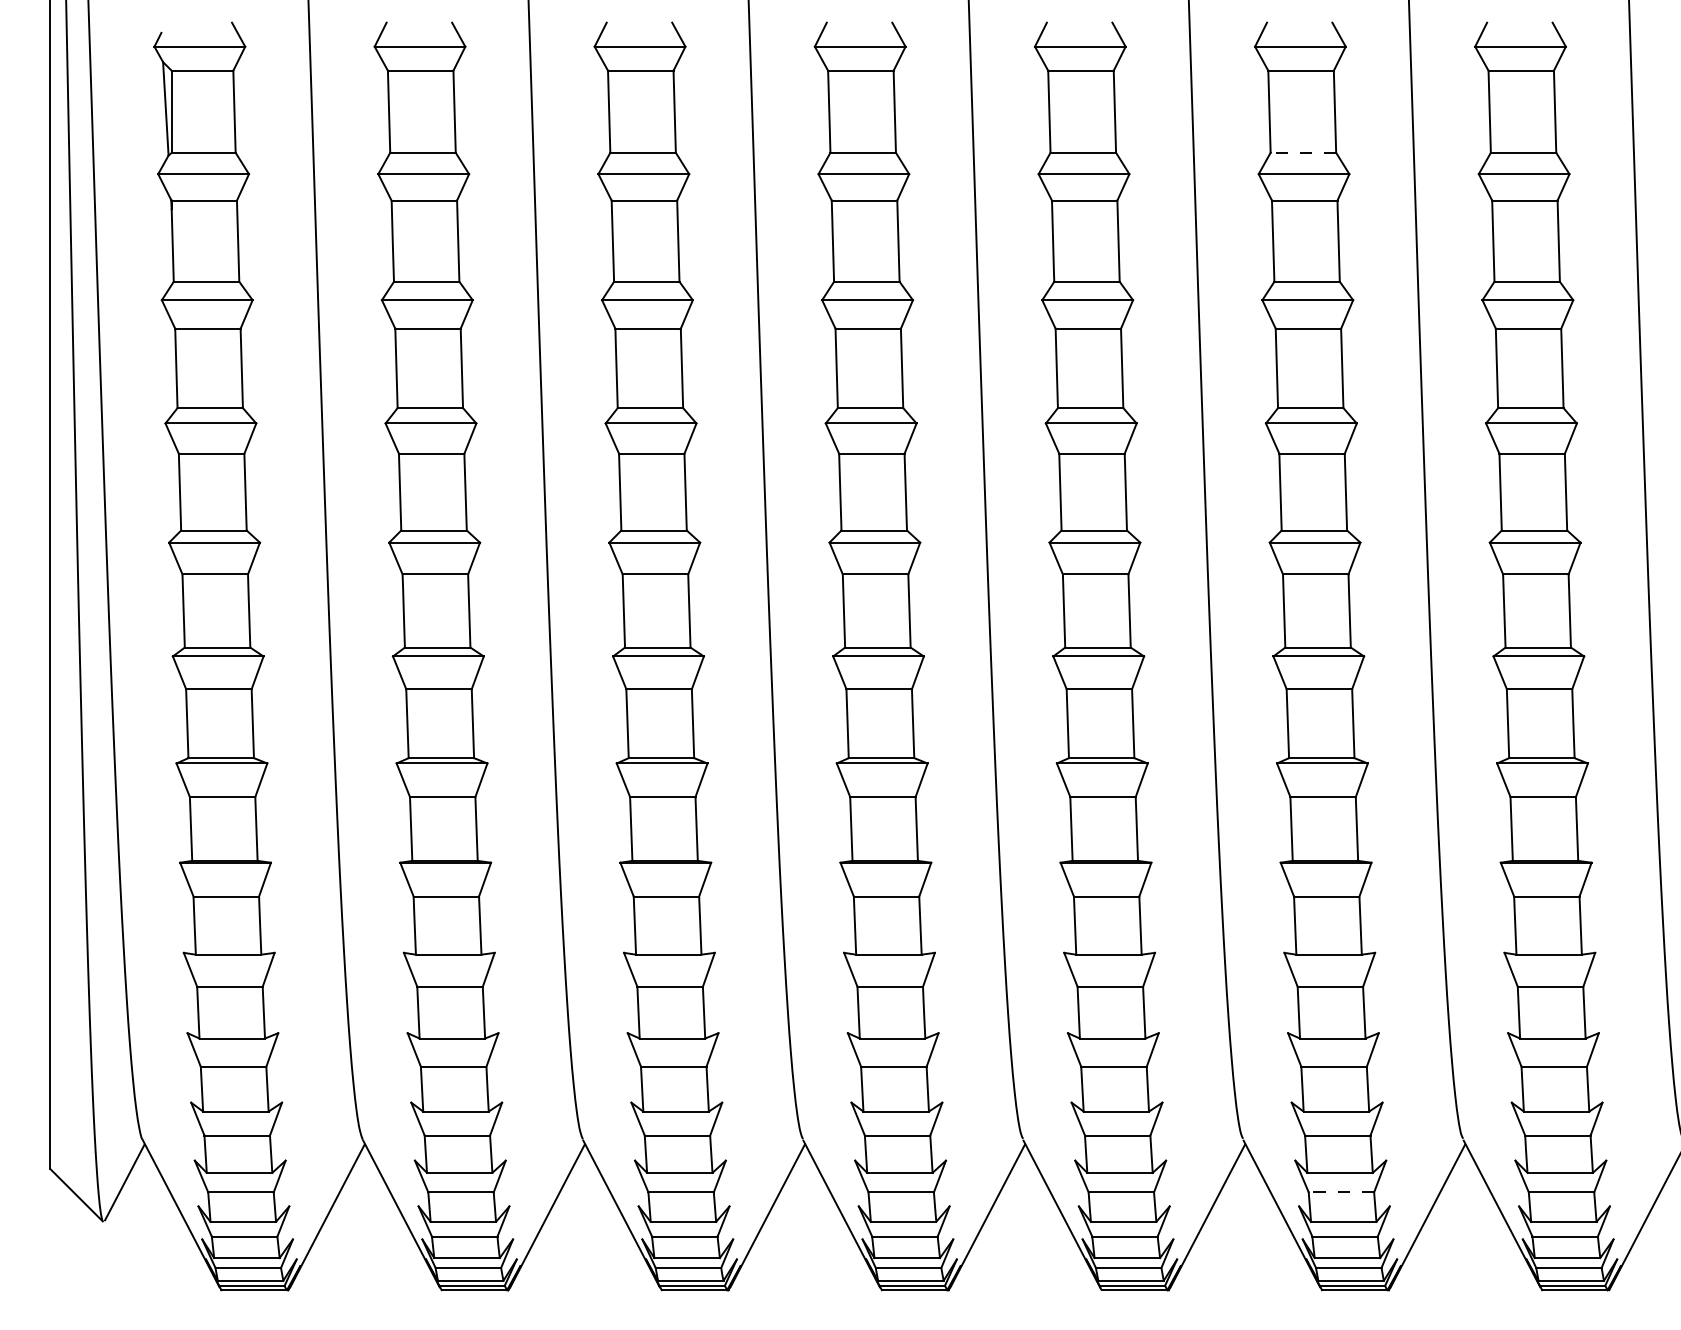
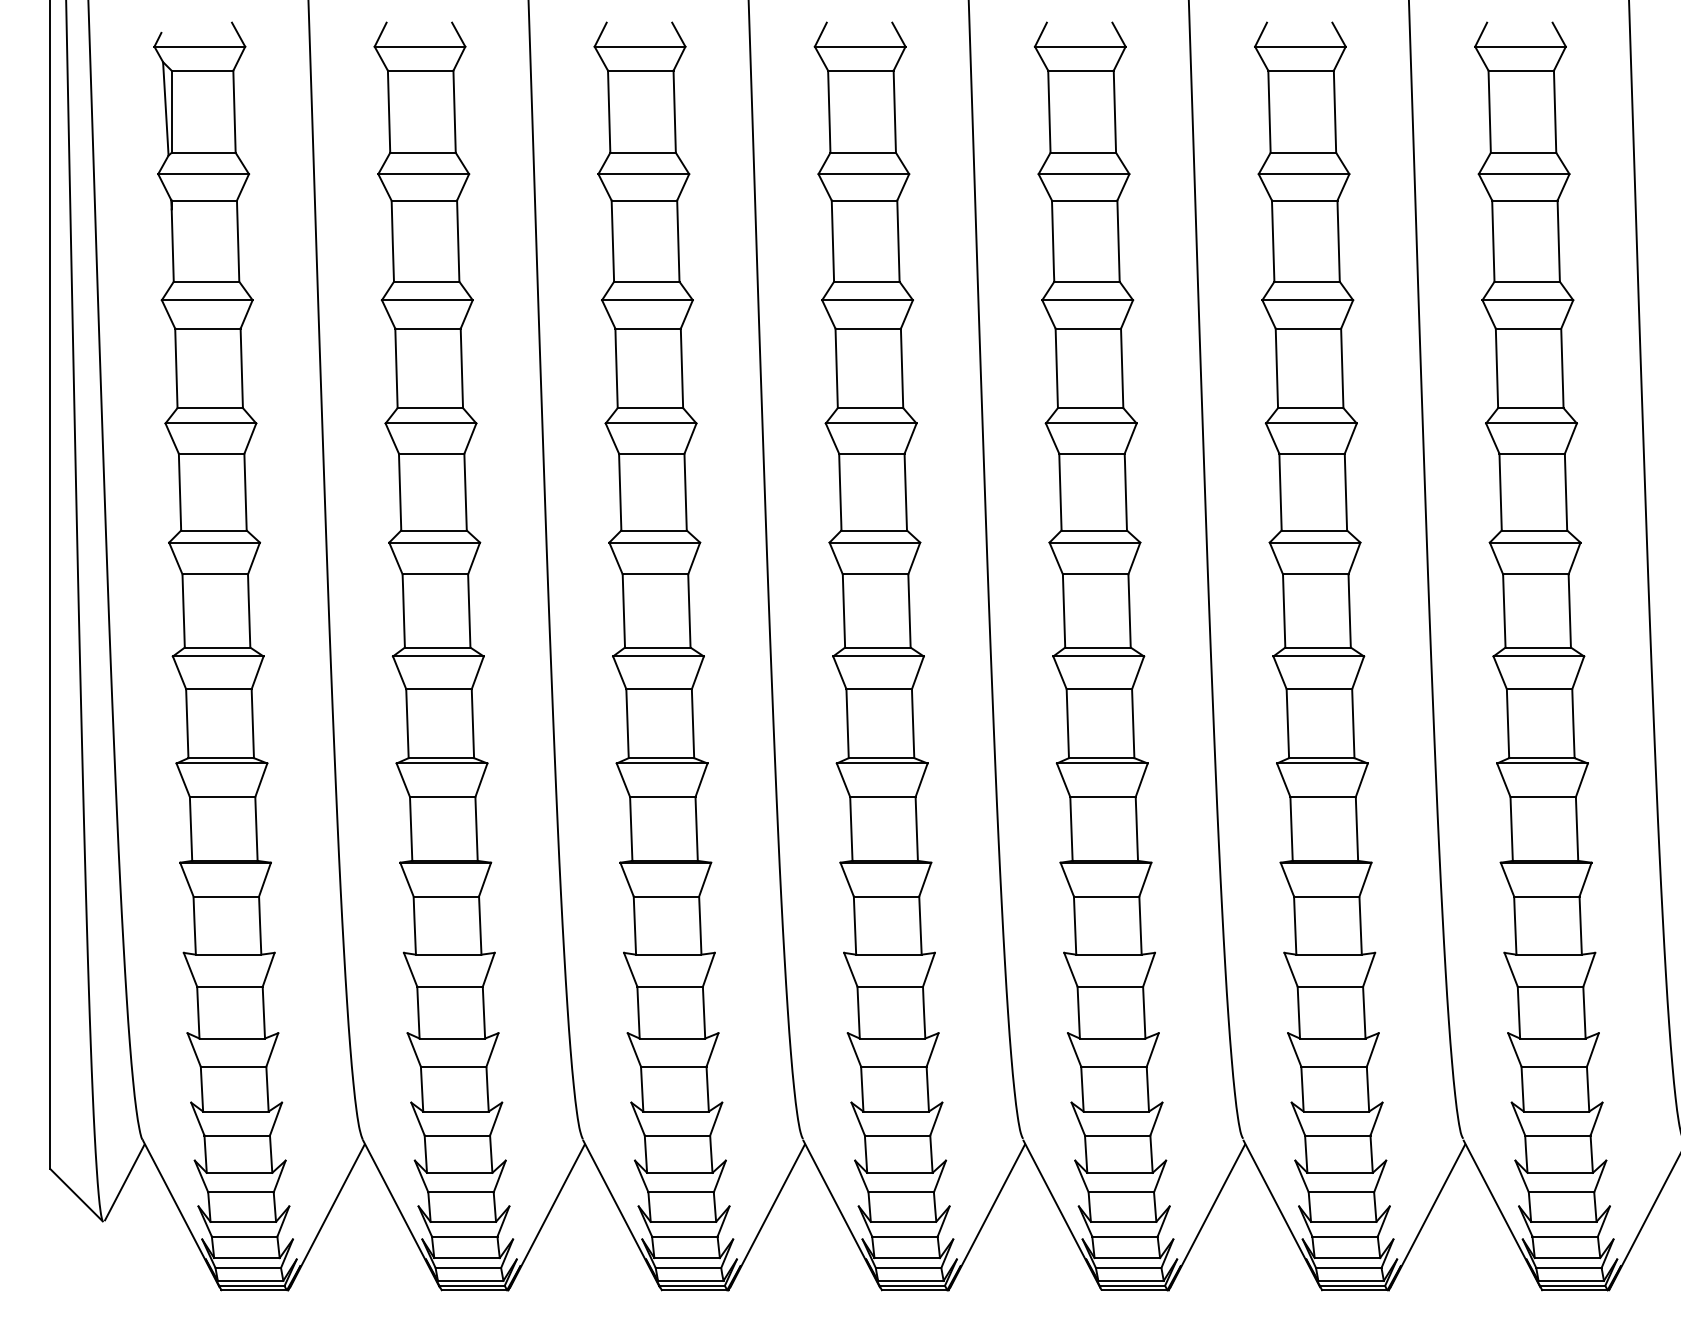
line: dashed -> solid (1303, 152)
line: dashed -> solid (1341, 1192)
